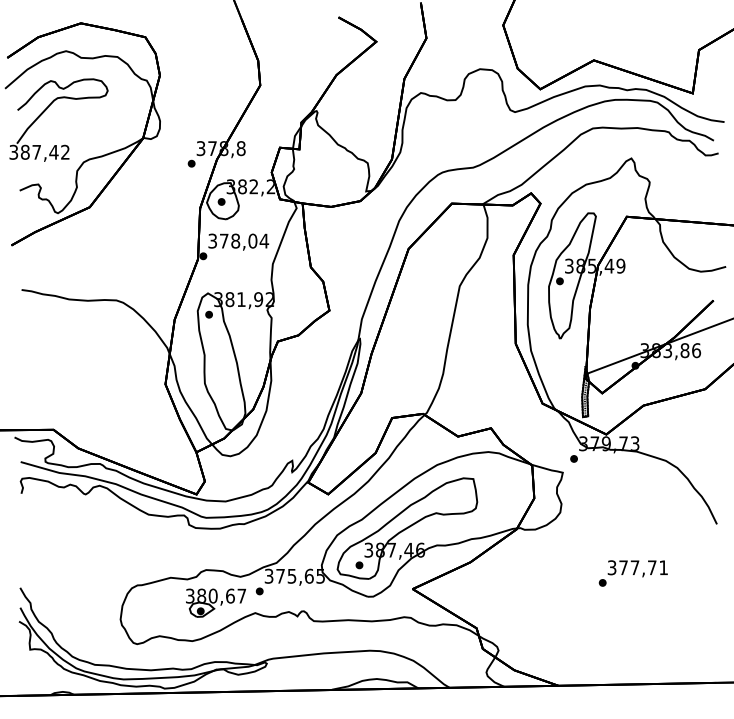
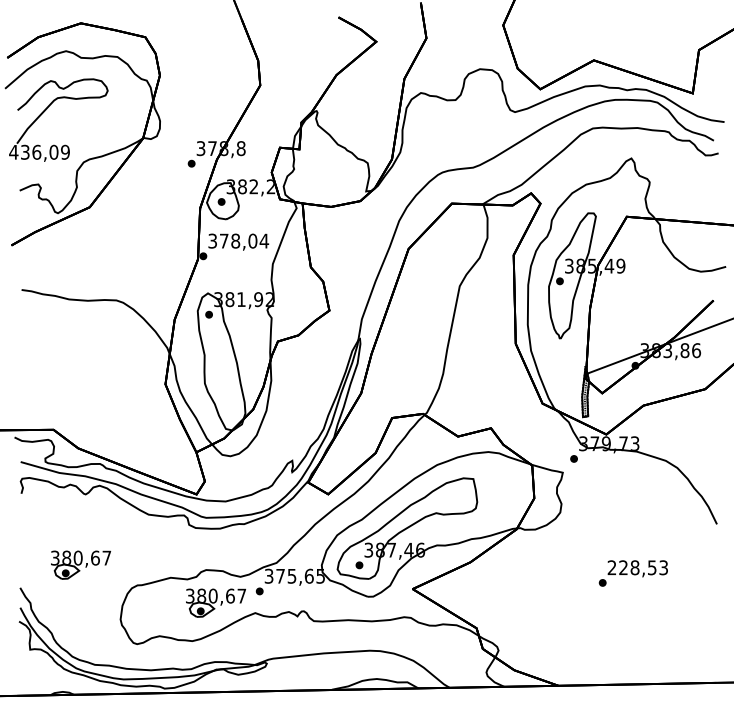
text: 387,42 -> 436,09 (39, 151)
part: none -> present (80, 564)
text: 377,71 -> 228,53 (637, 567)
